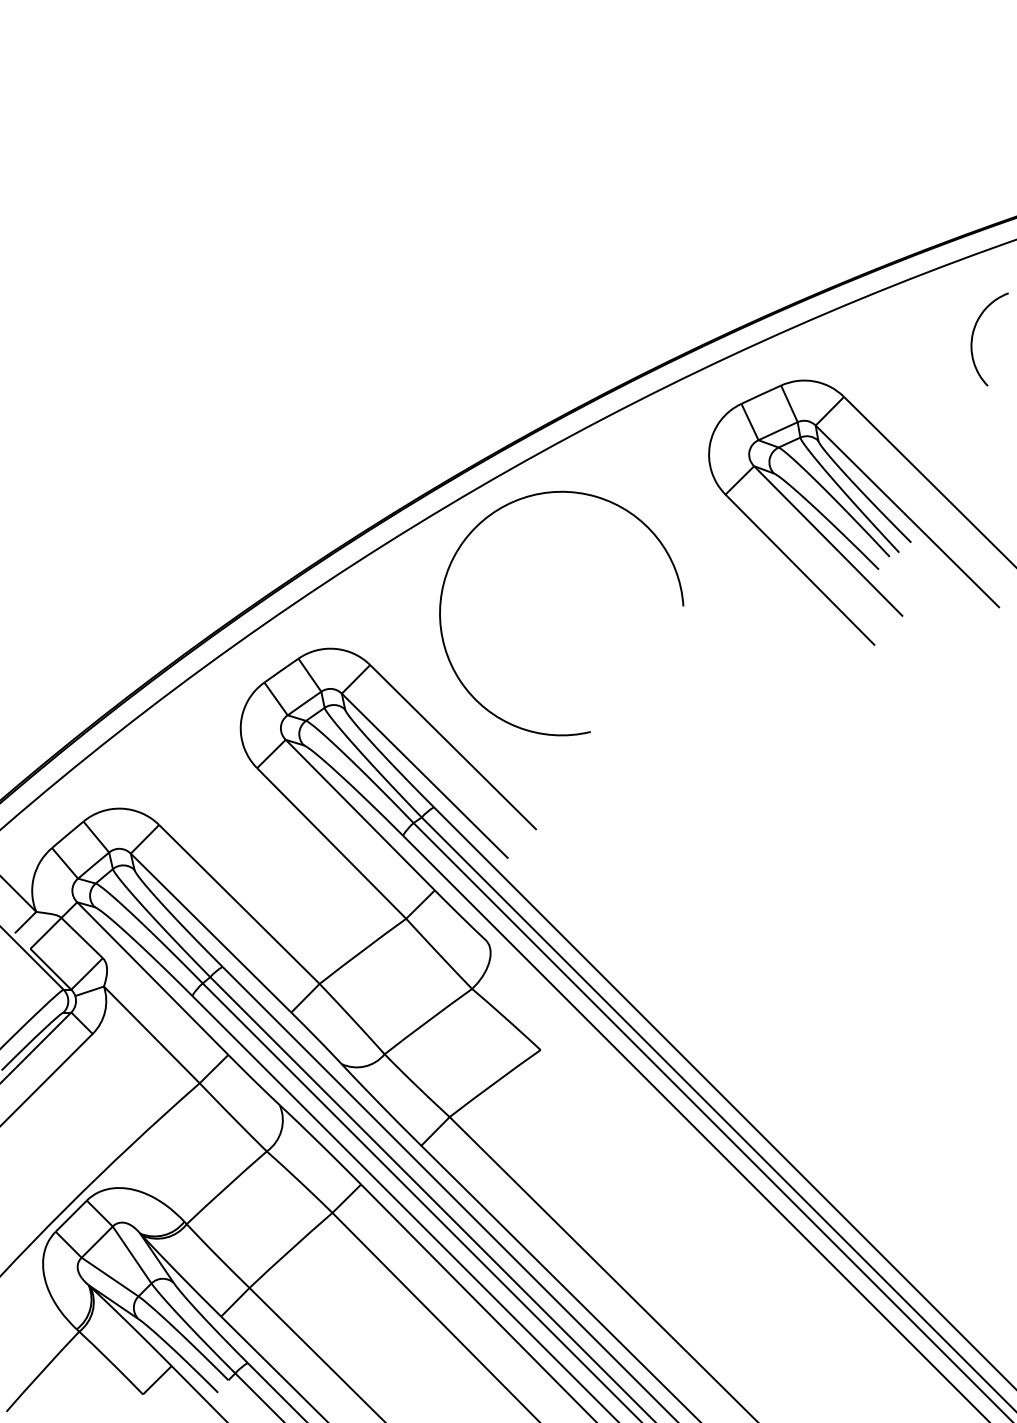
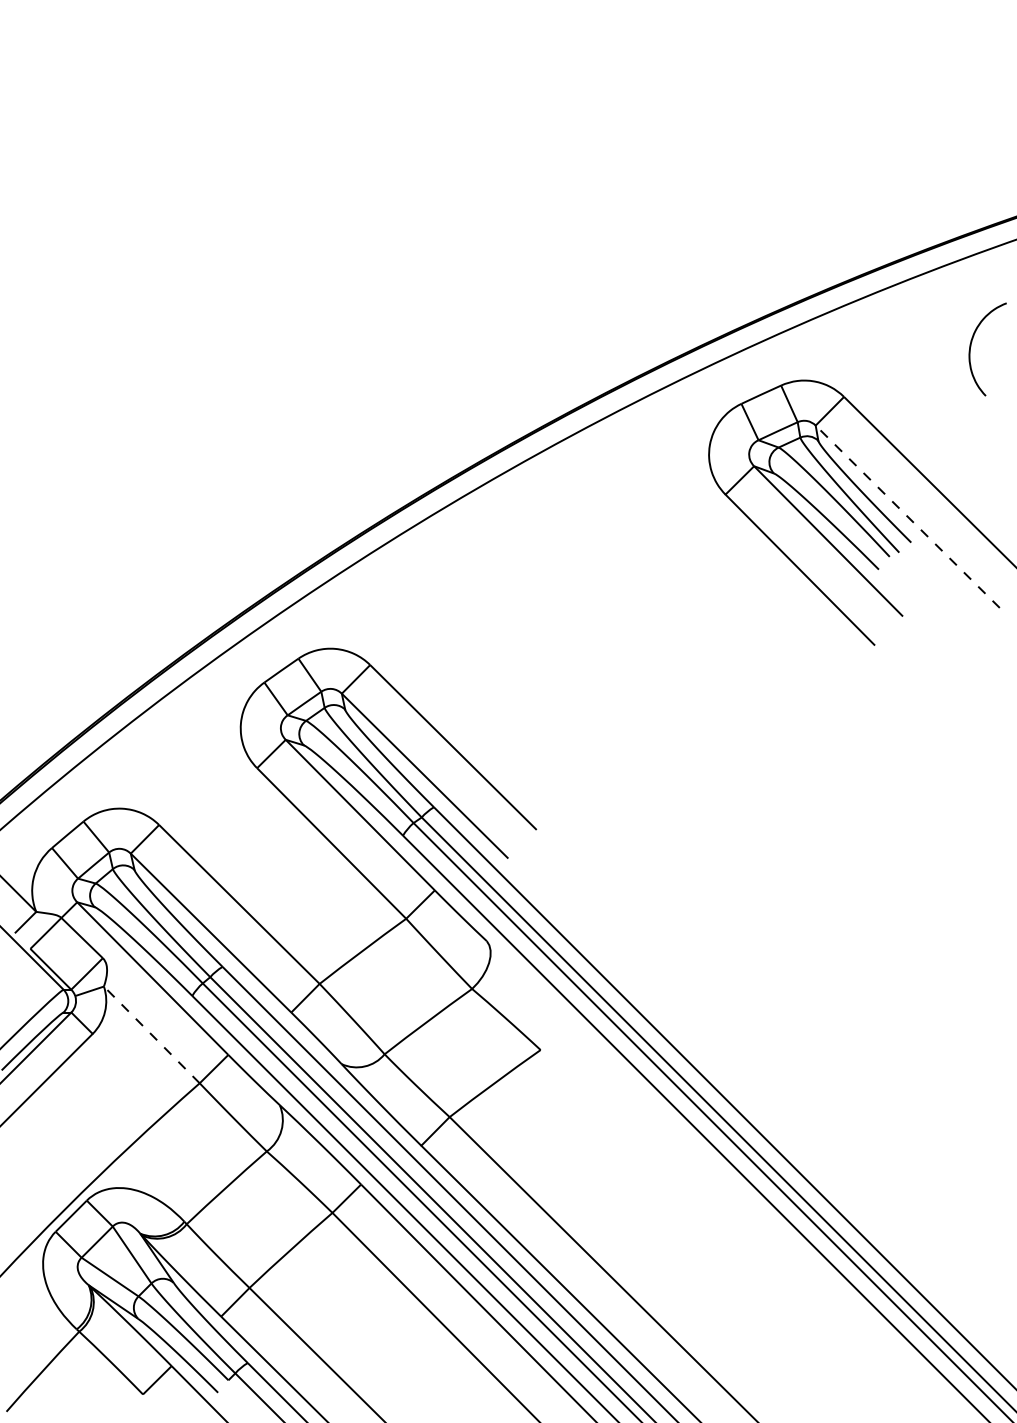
curve position: (973, 336) -> (971, 346) (971, 346)
line: solid -> dashed (907, 516)
arc: present -> none (441, 608)
line: solid -> dashed (151, 1034)
